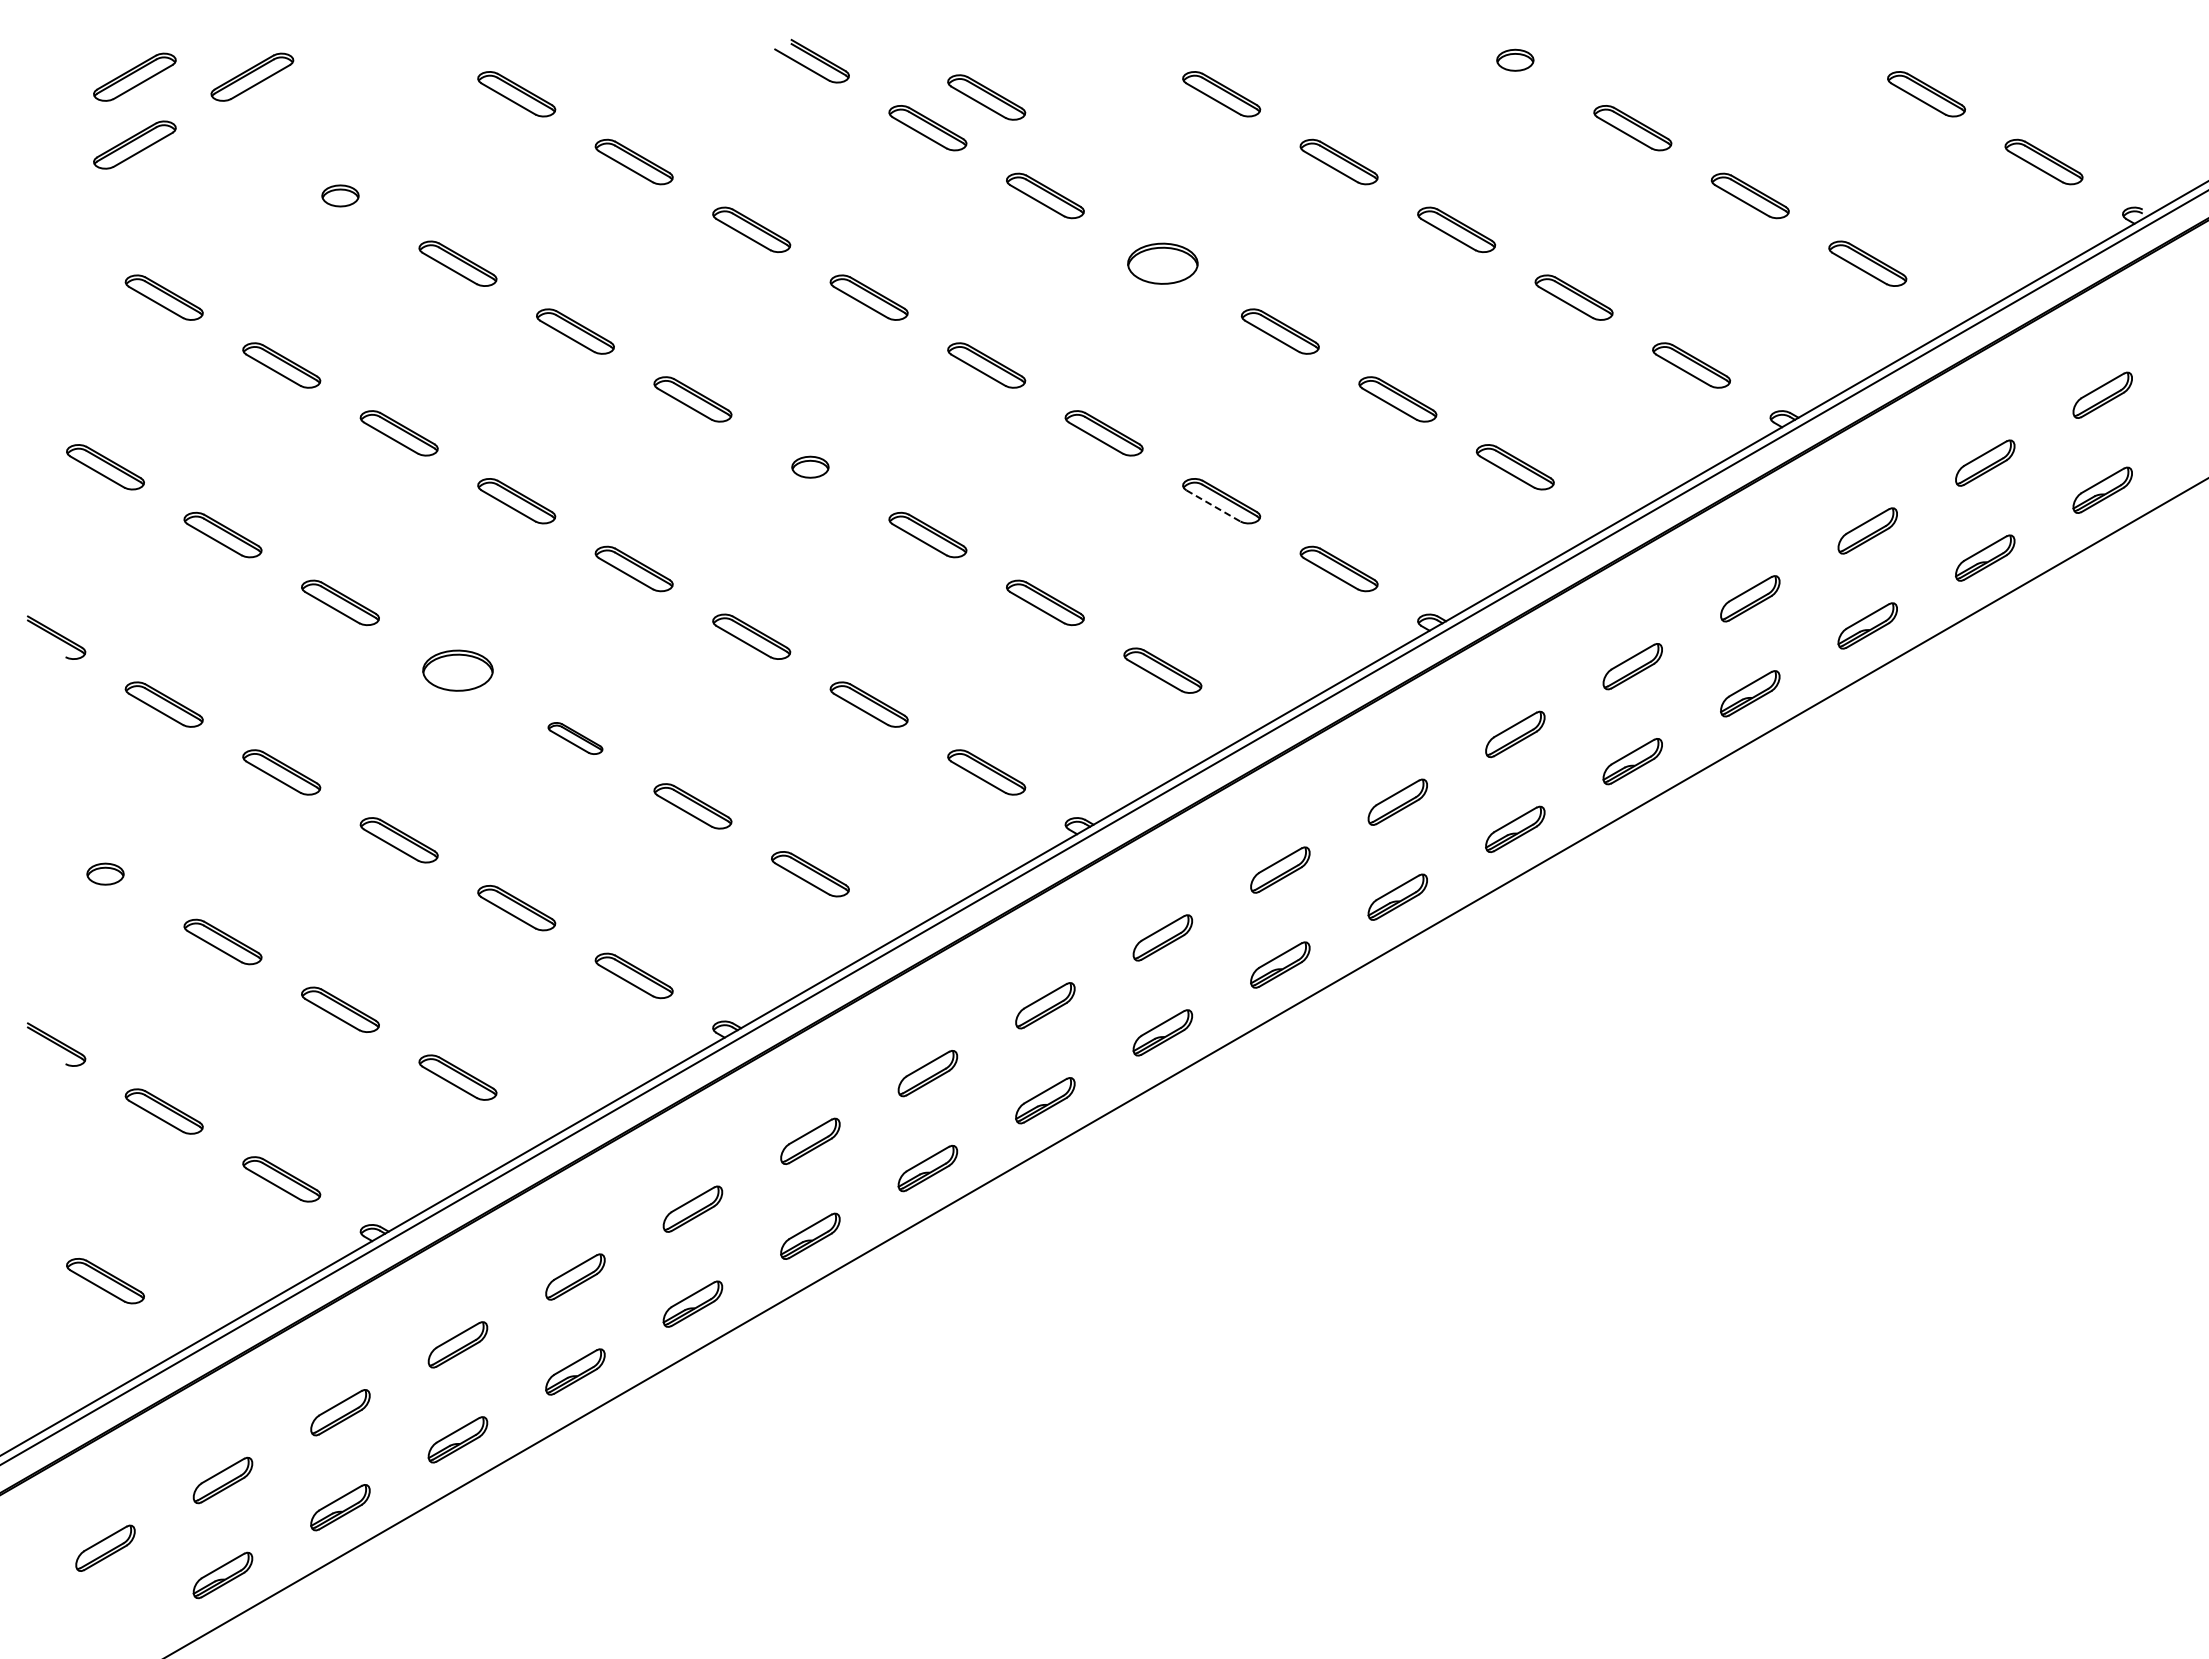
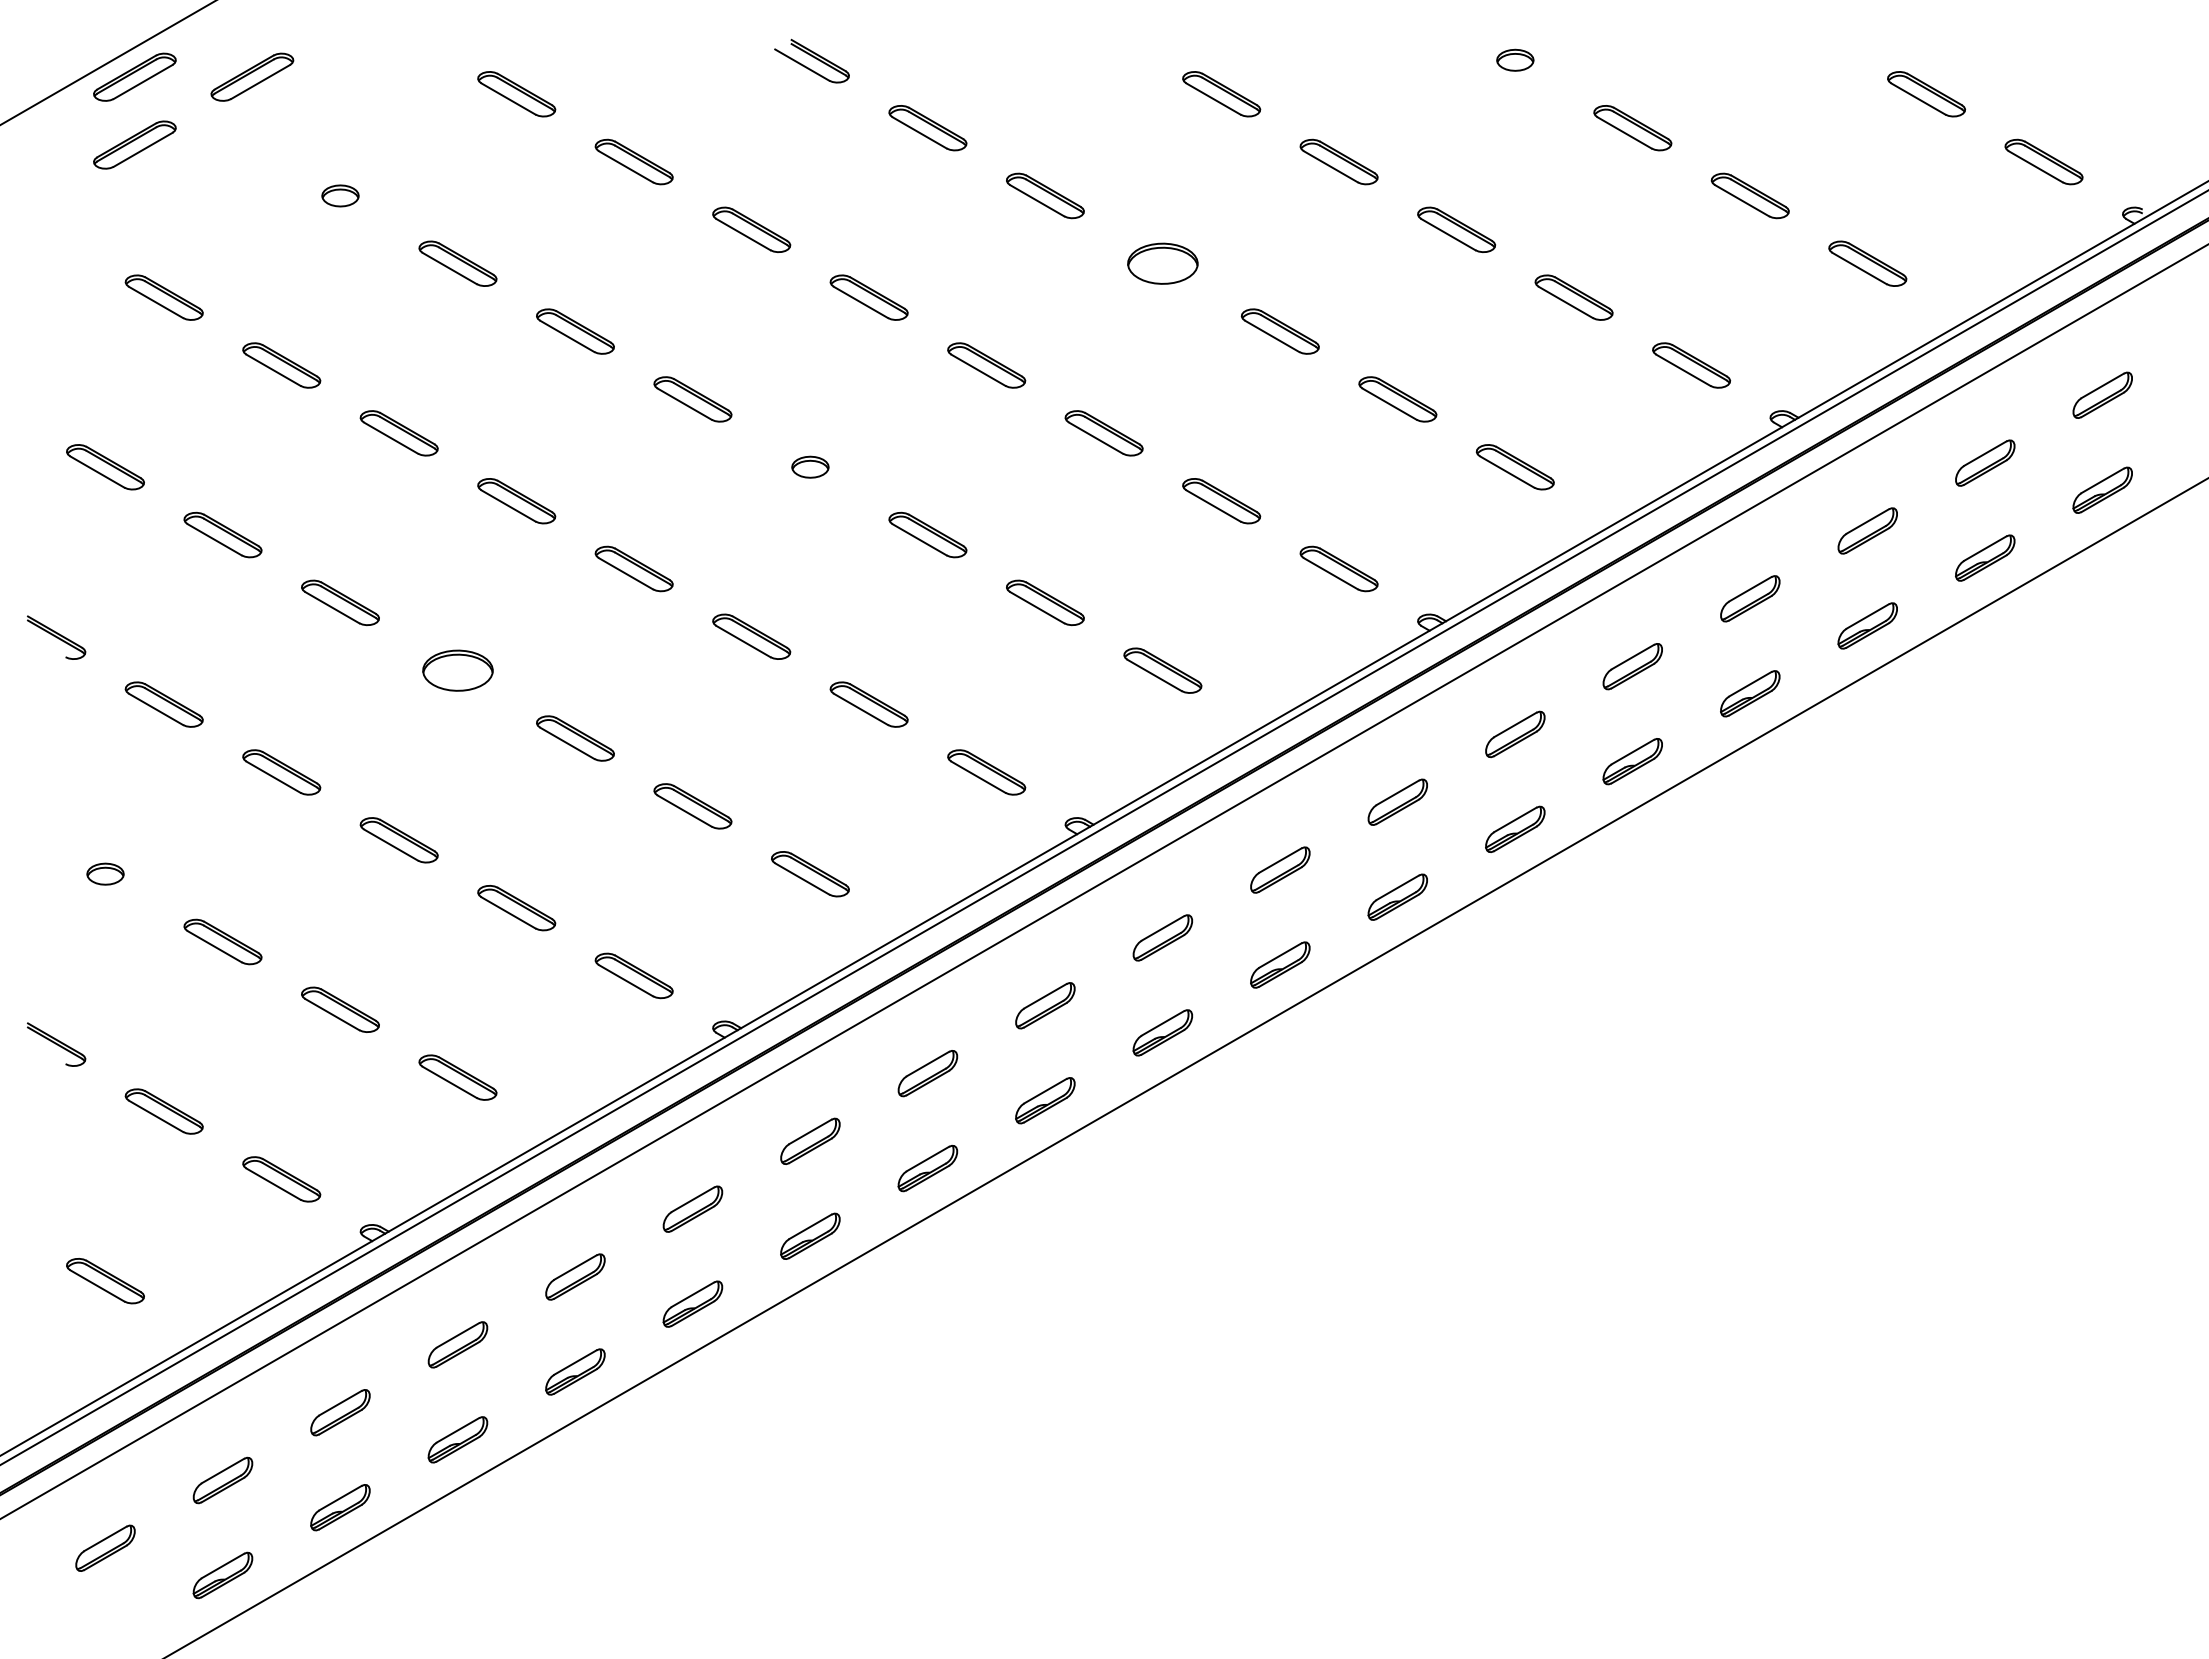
line: none -> present (107, 63)
part: present -> none (986, 97)
line: dashed -> solid (1213, 506)
part size: 57x33 px -> 79x47 px (575, 738)
line: none -> present (1103, 881)
